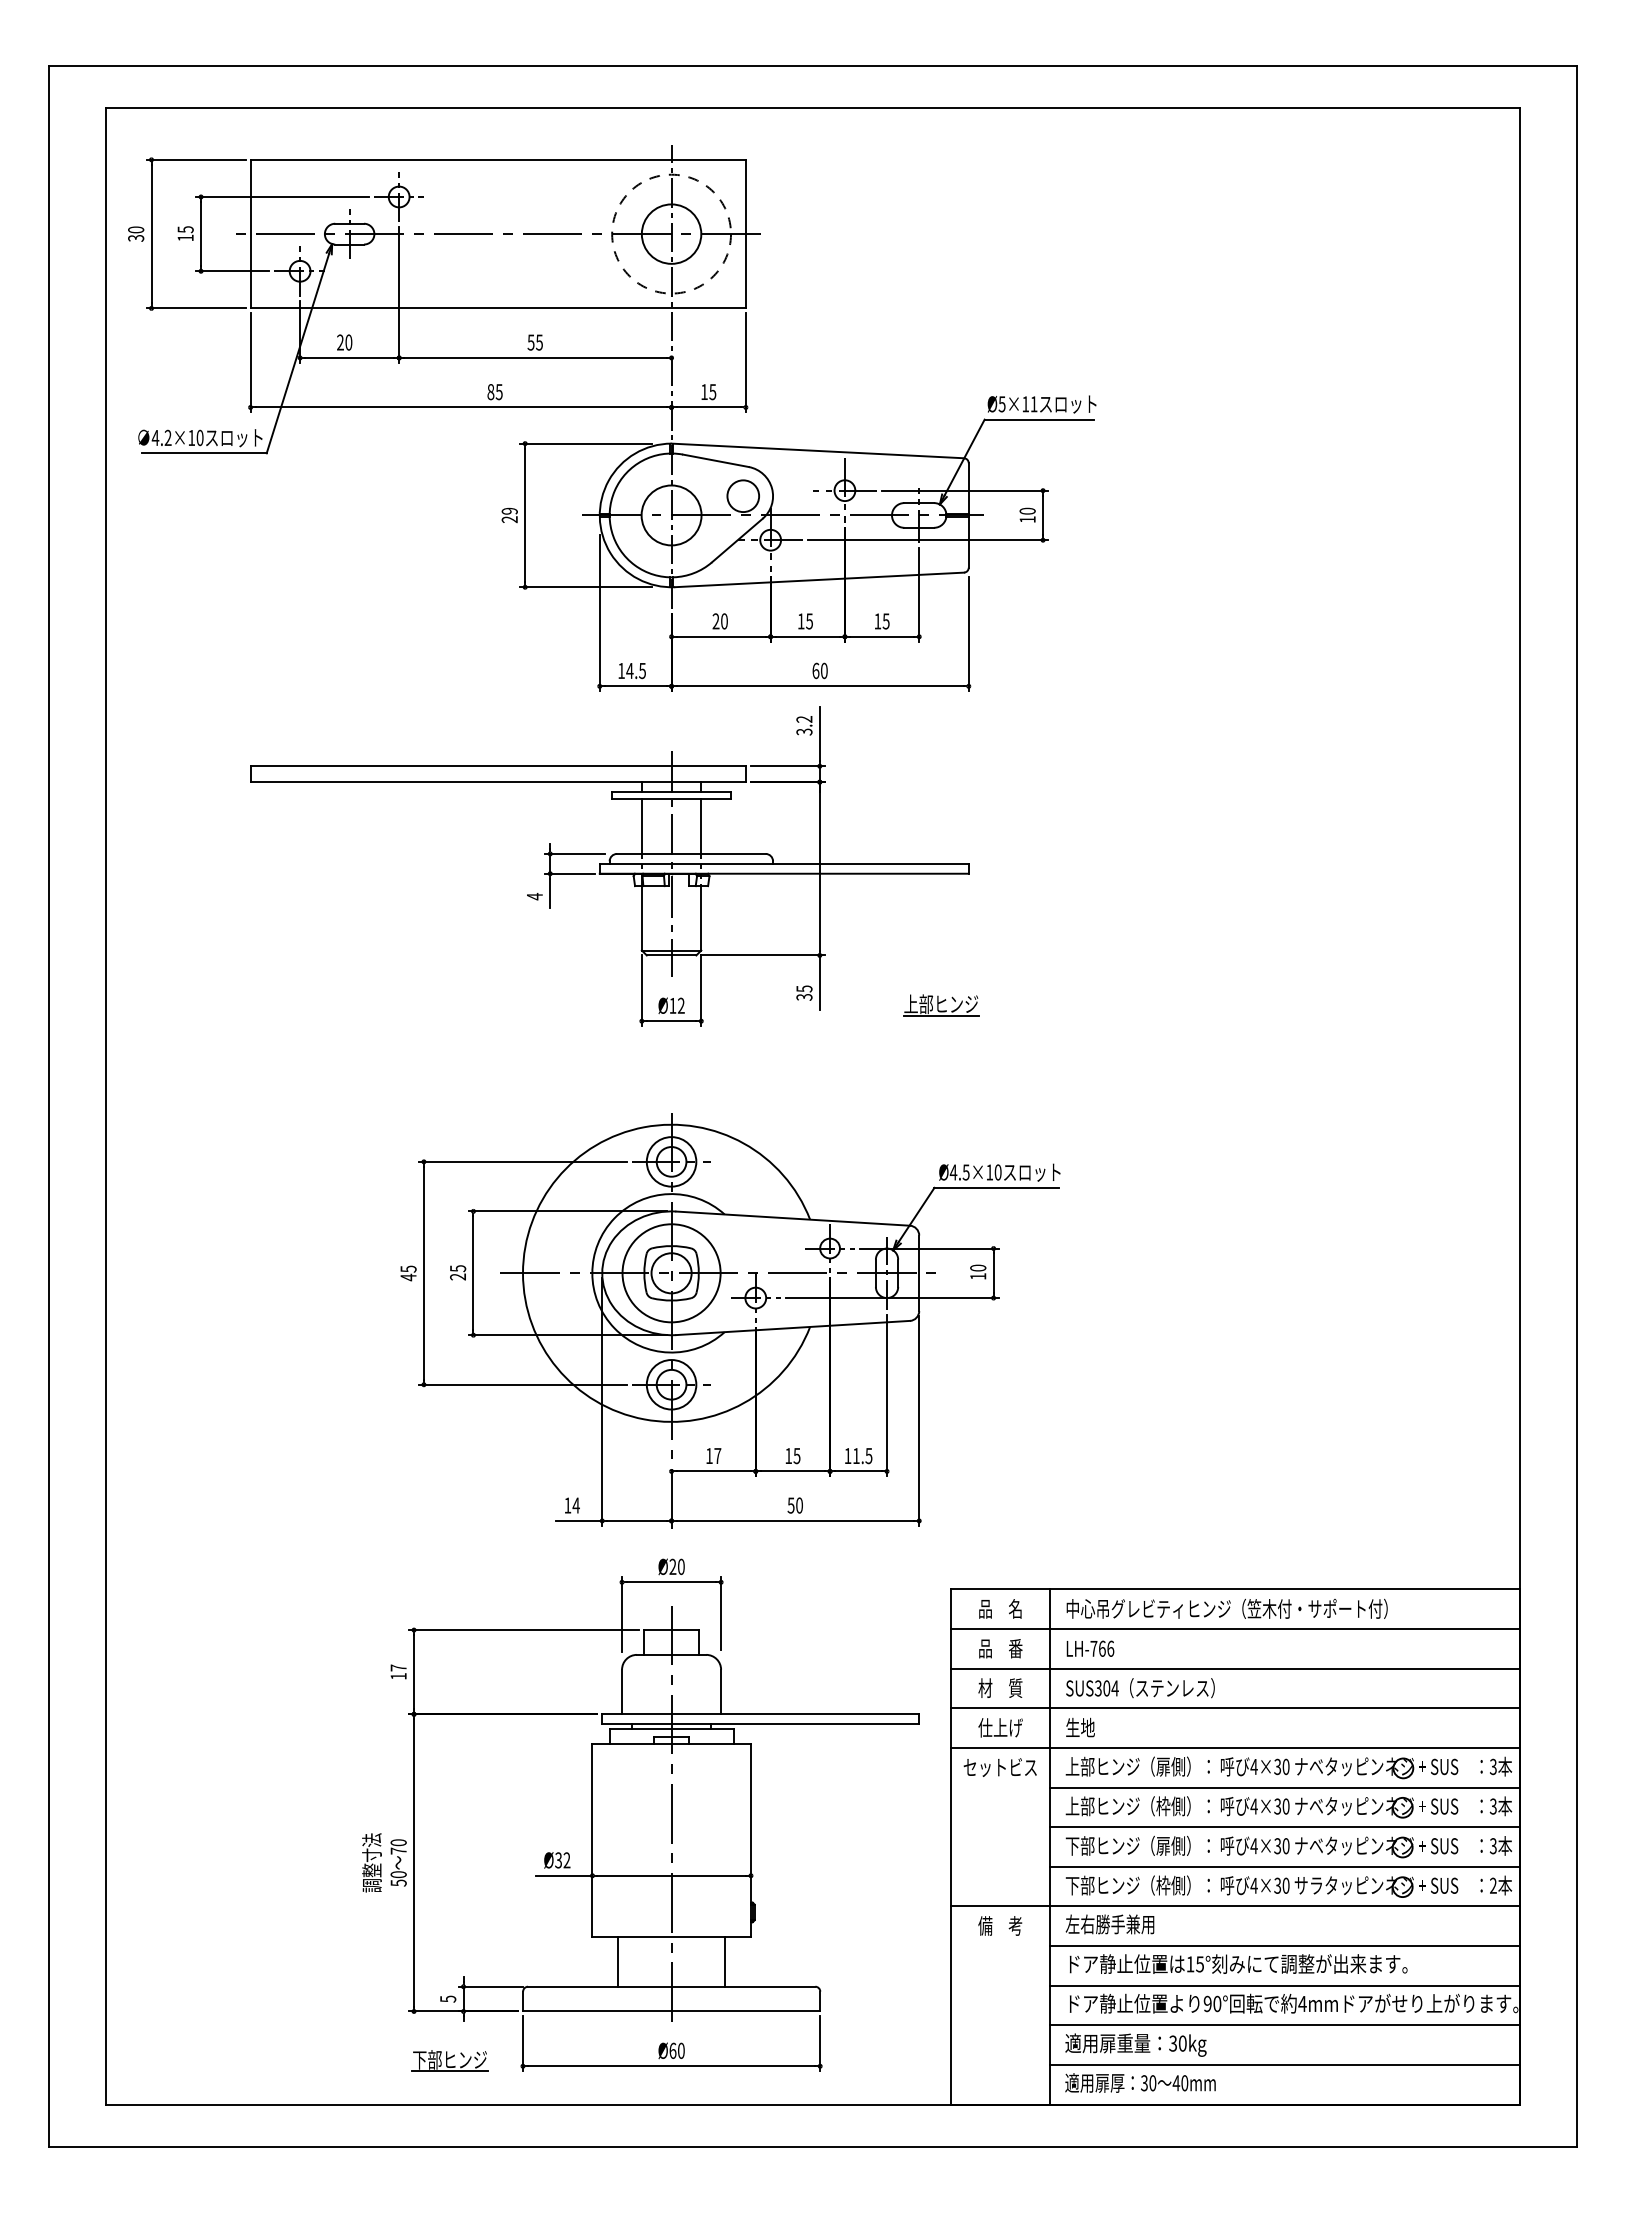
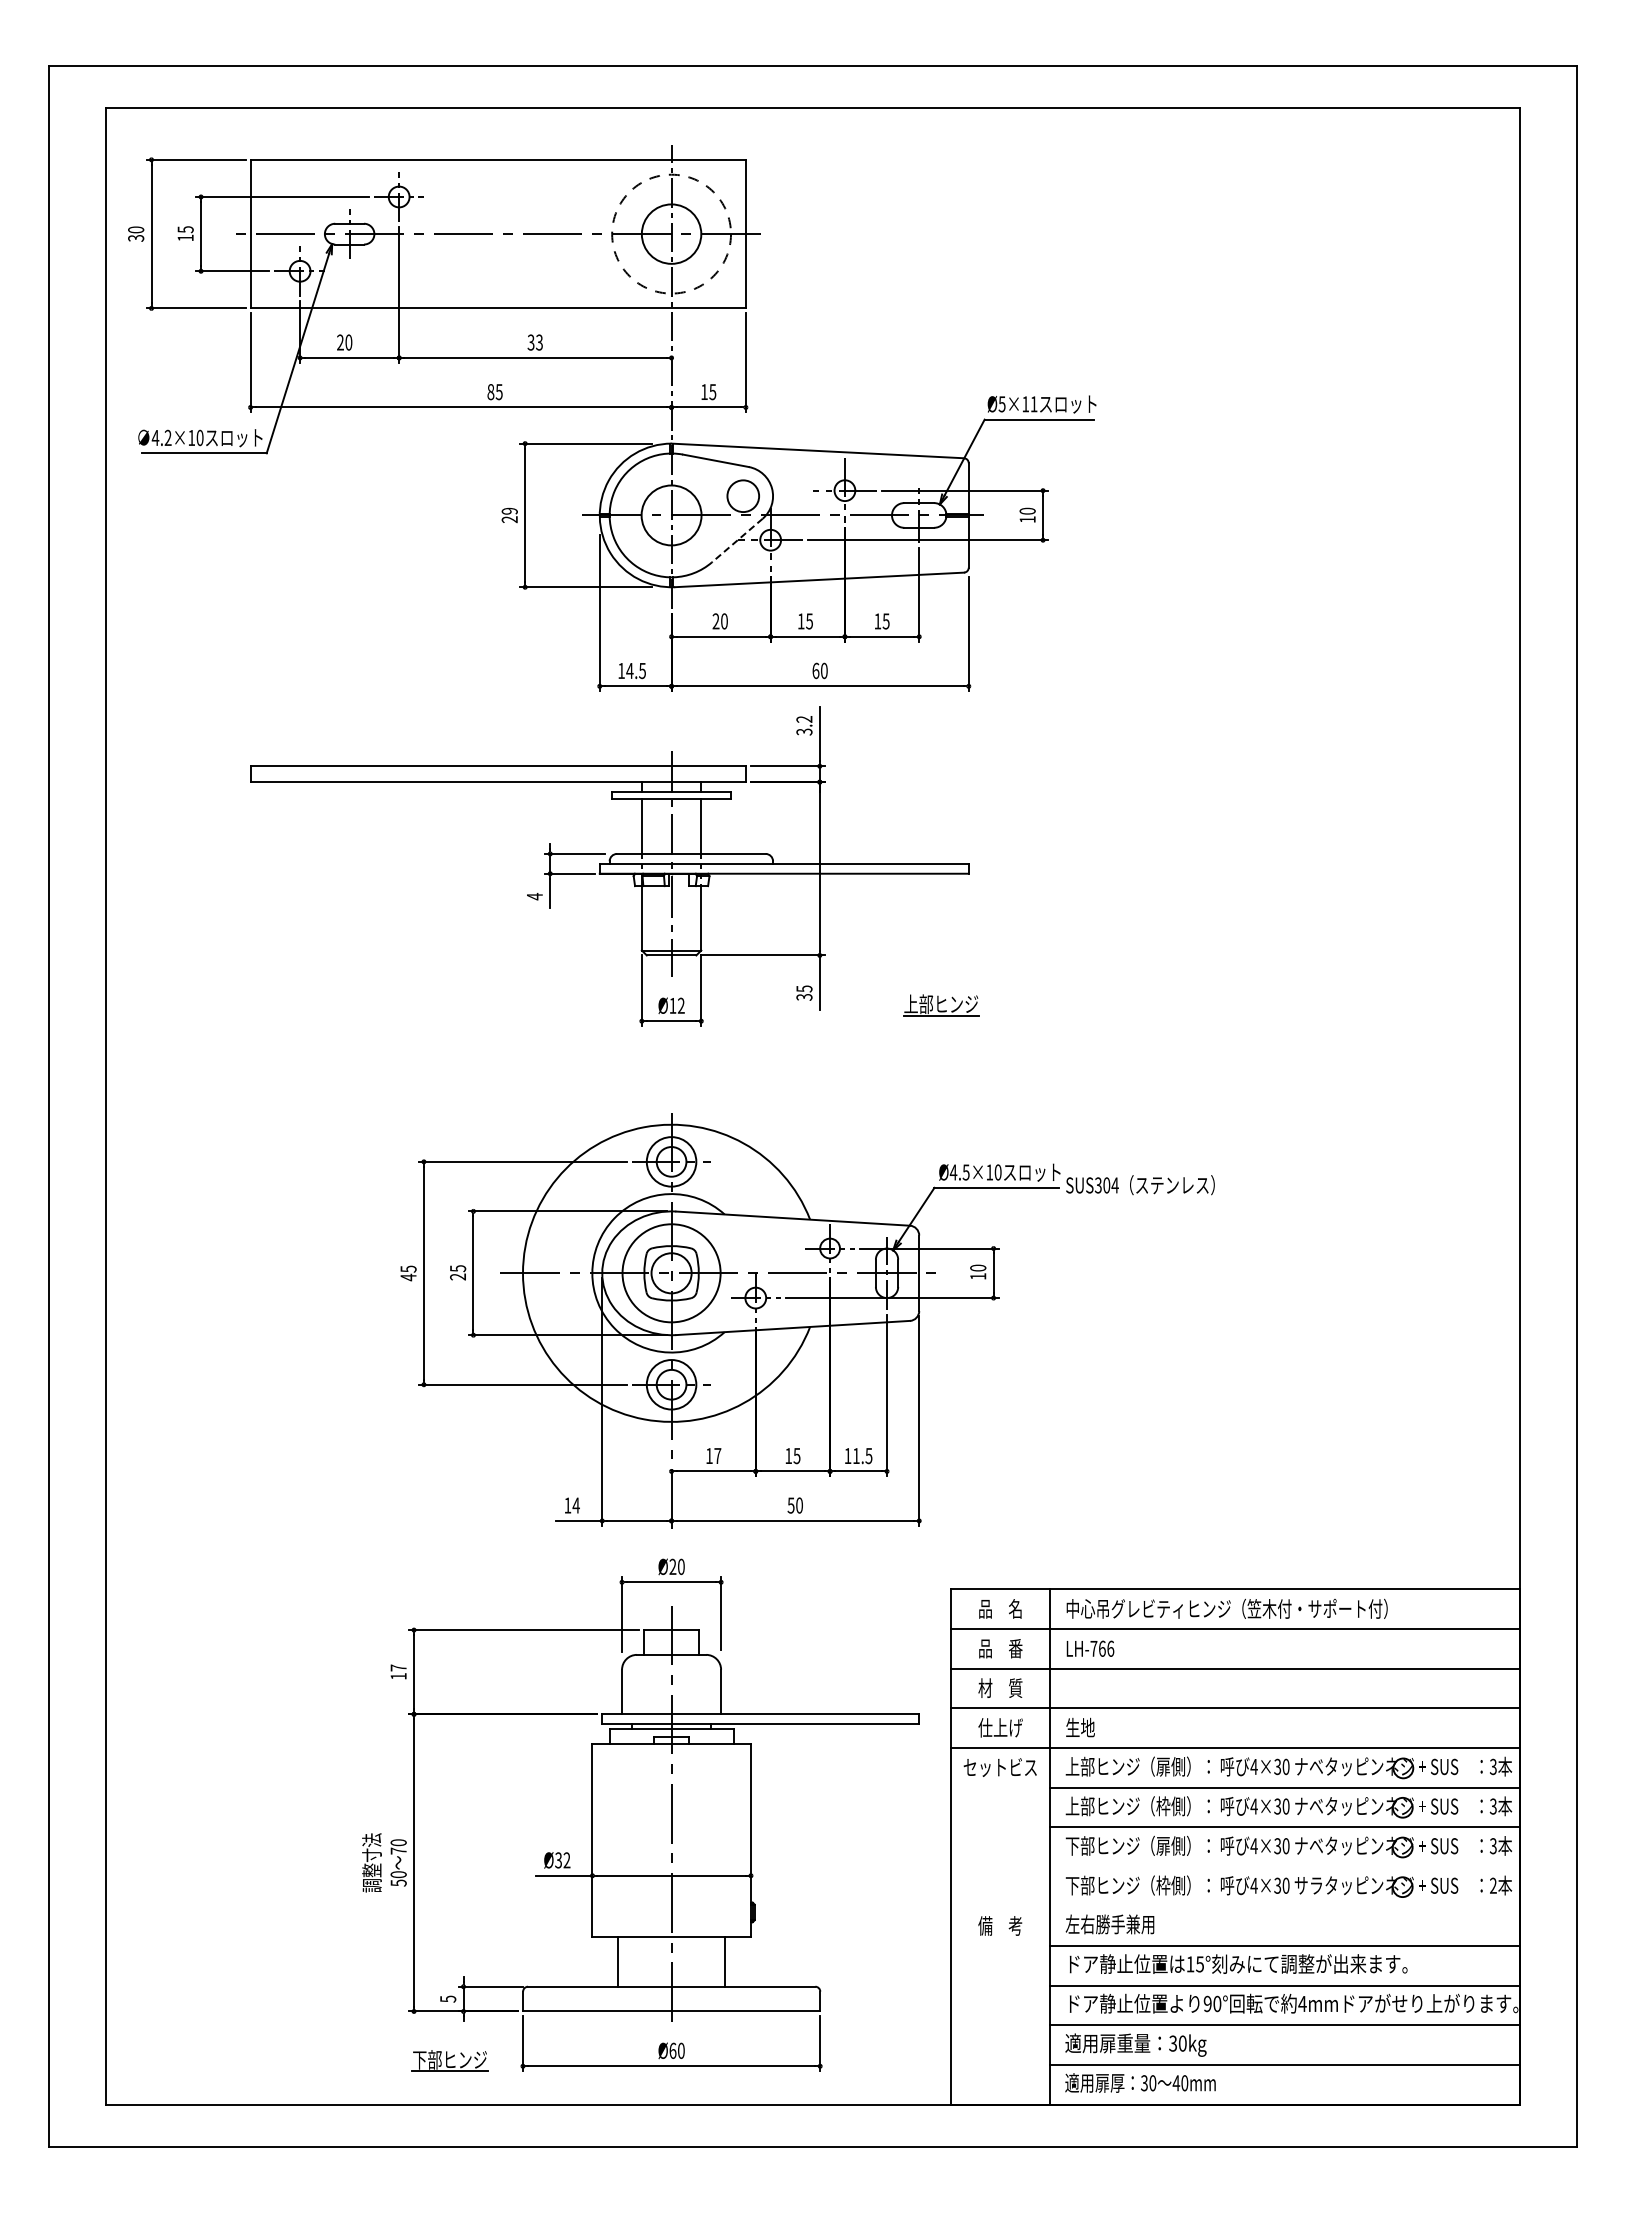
text: 55 -> 33 (535, 342)
line: solid -> dashed (736, 540)
text position: (1140, 1688) -> (1140, 1185) (1140, 1185)
line: present -> none (1285, 1866)
line: present -> none (1235, 1906)
